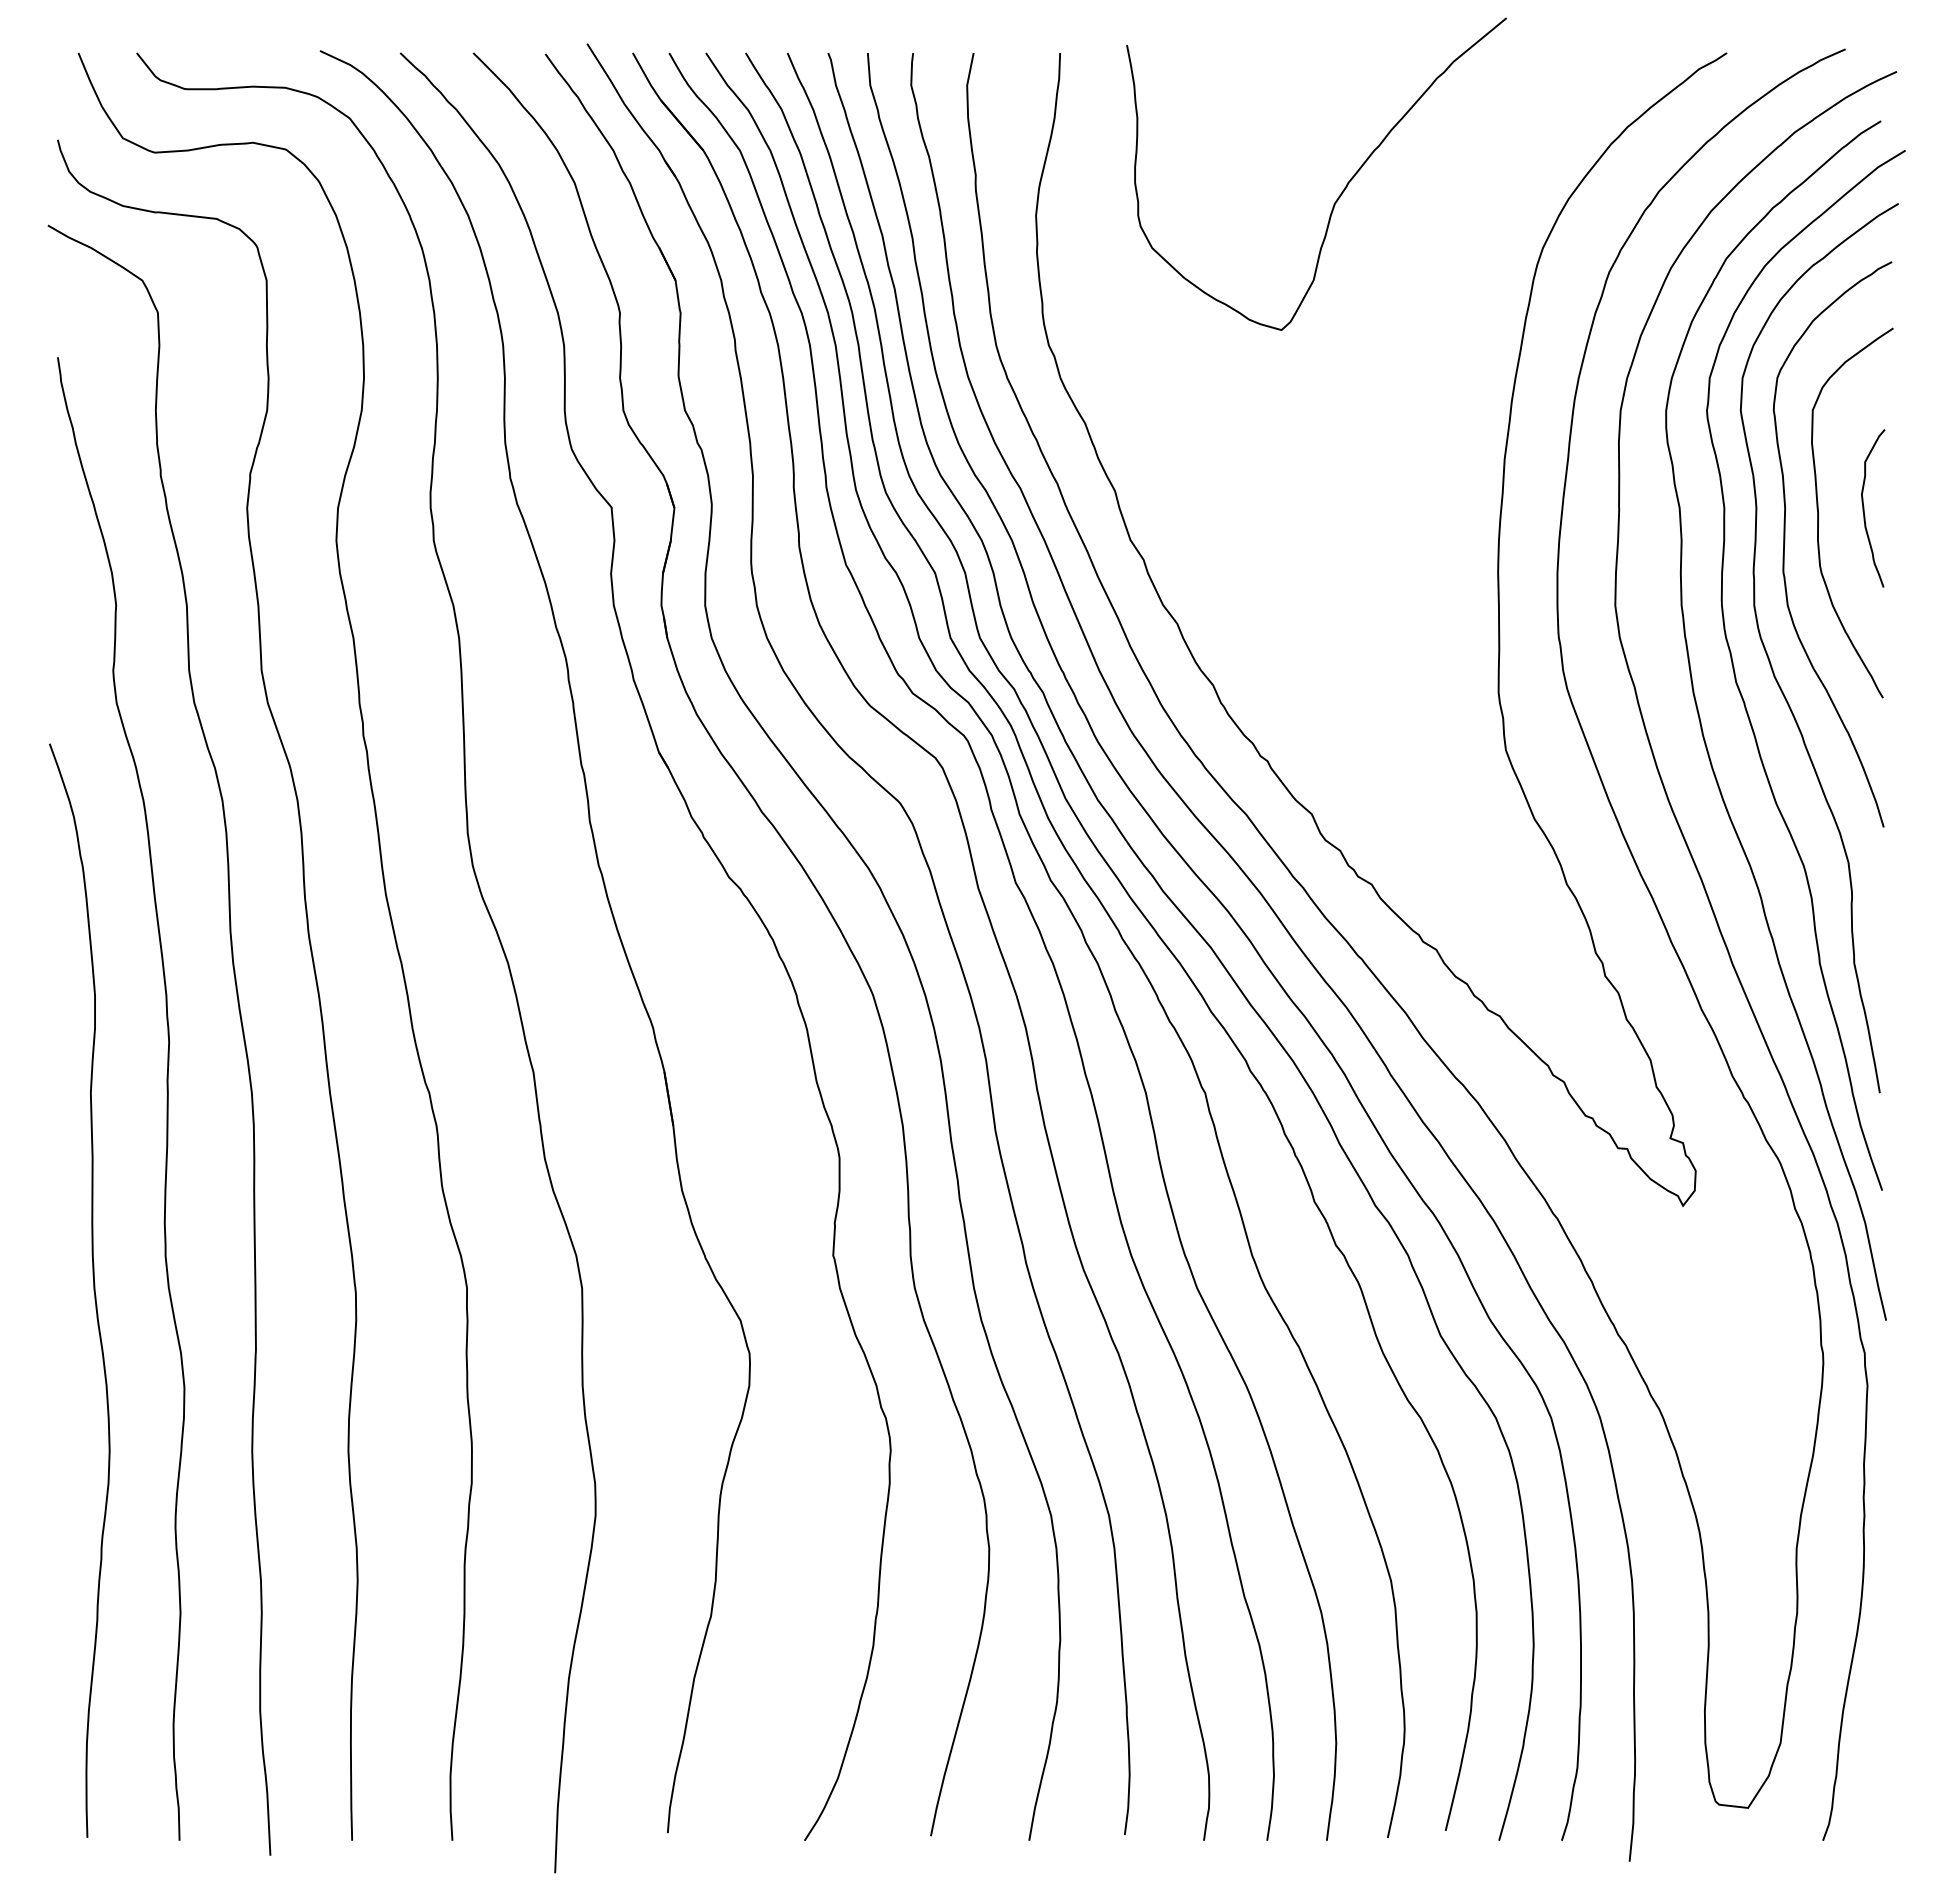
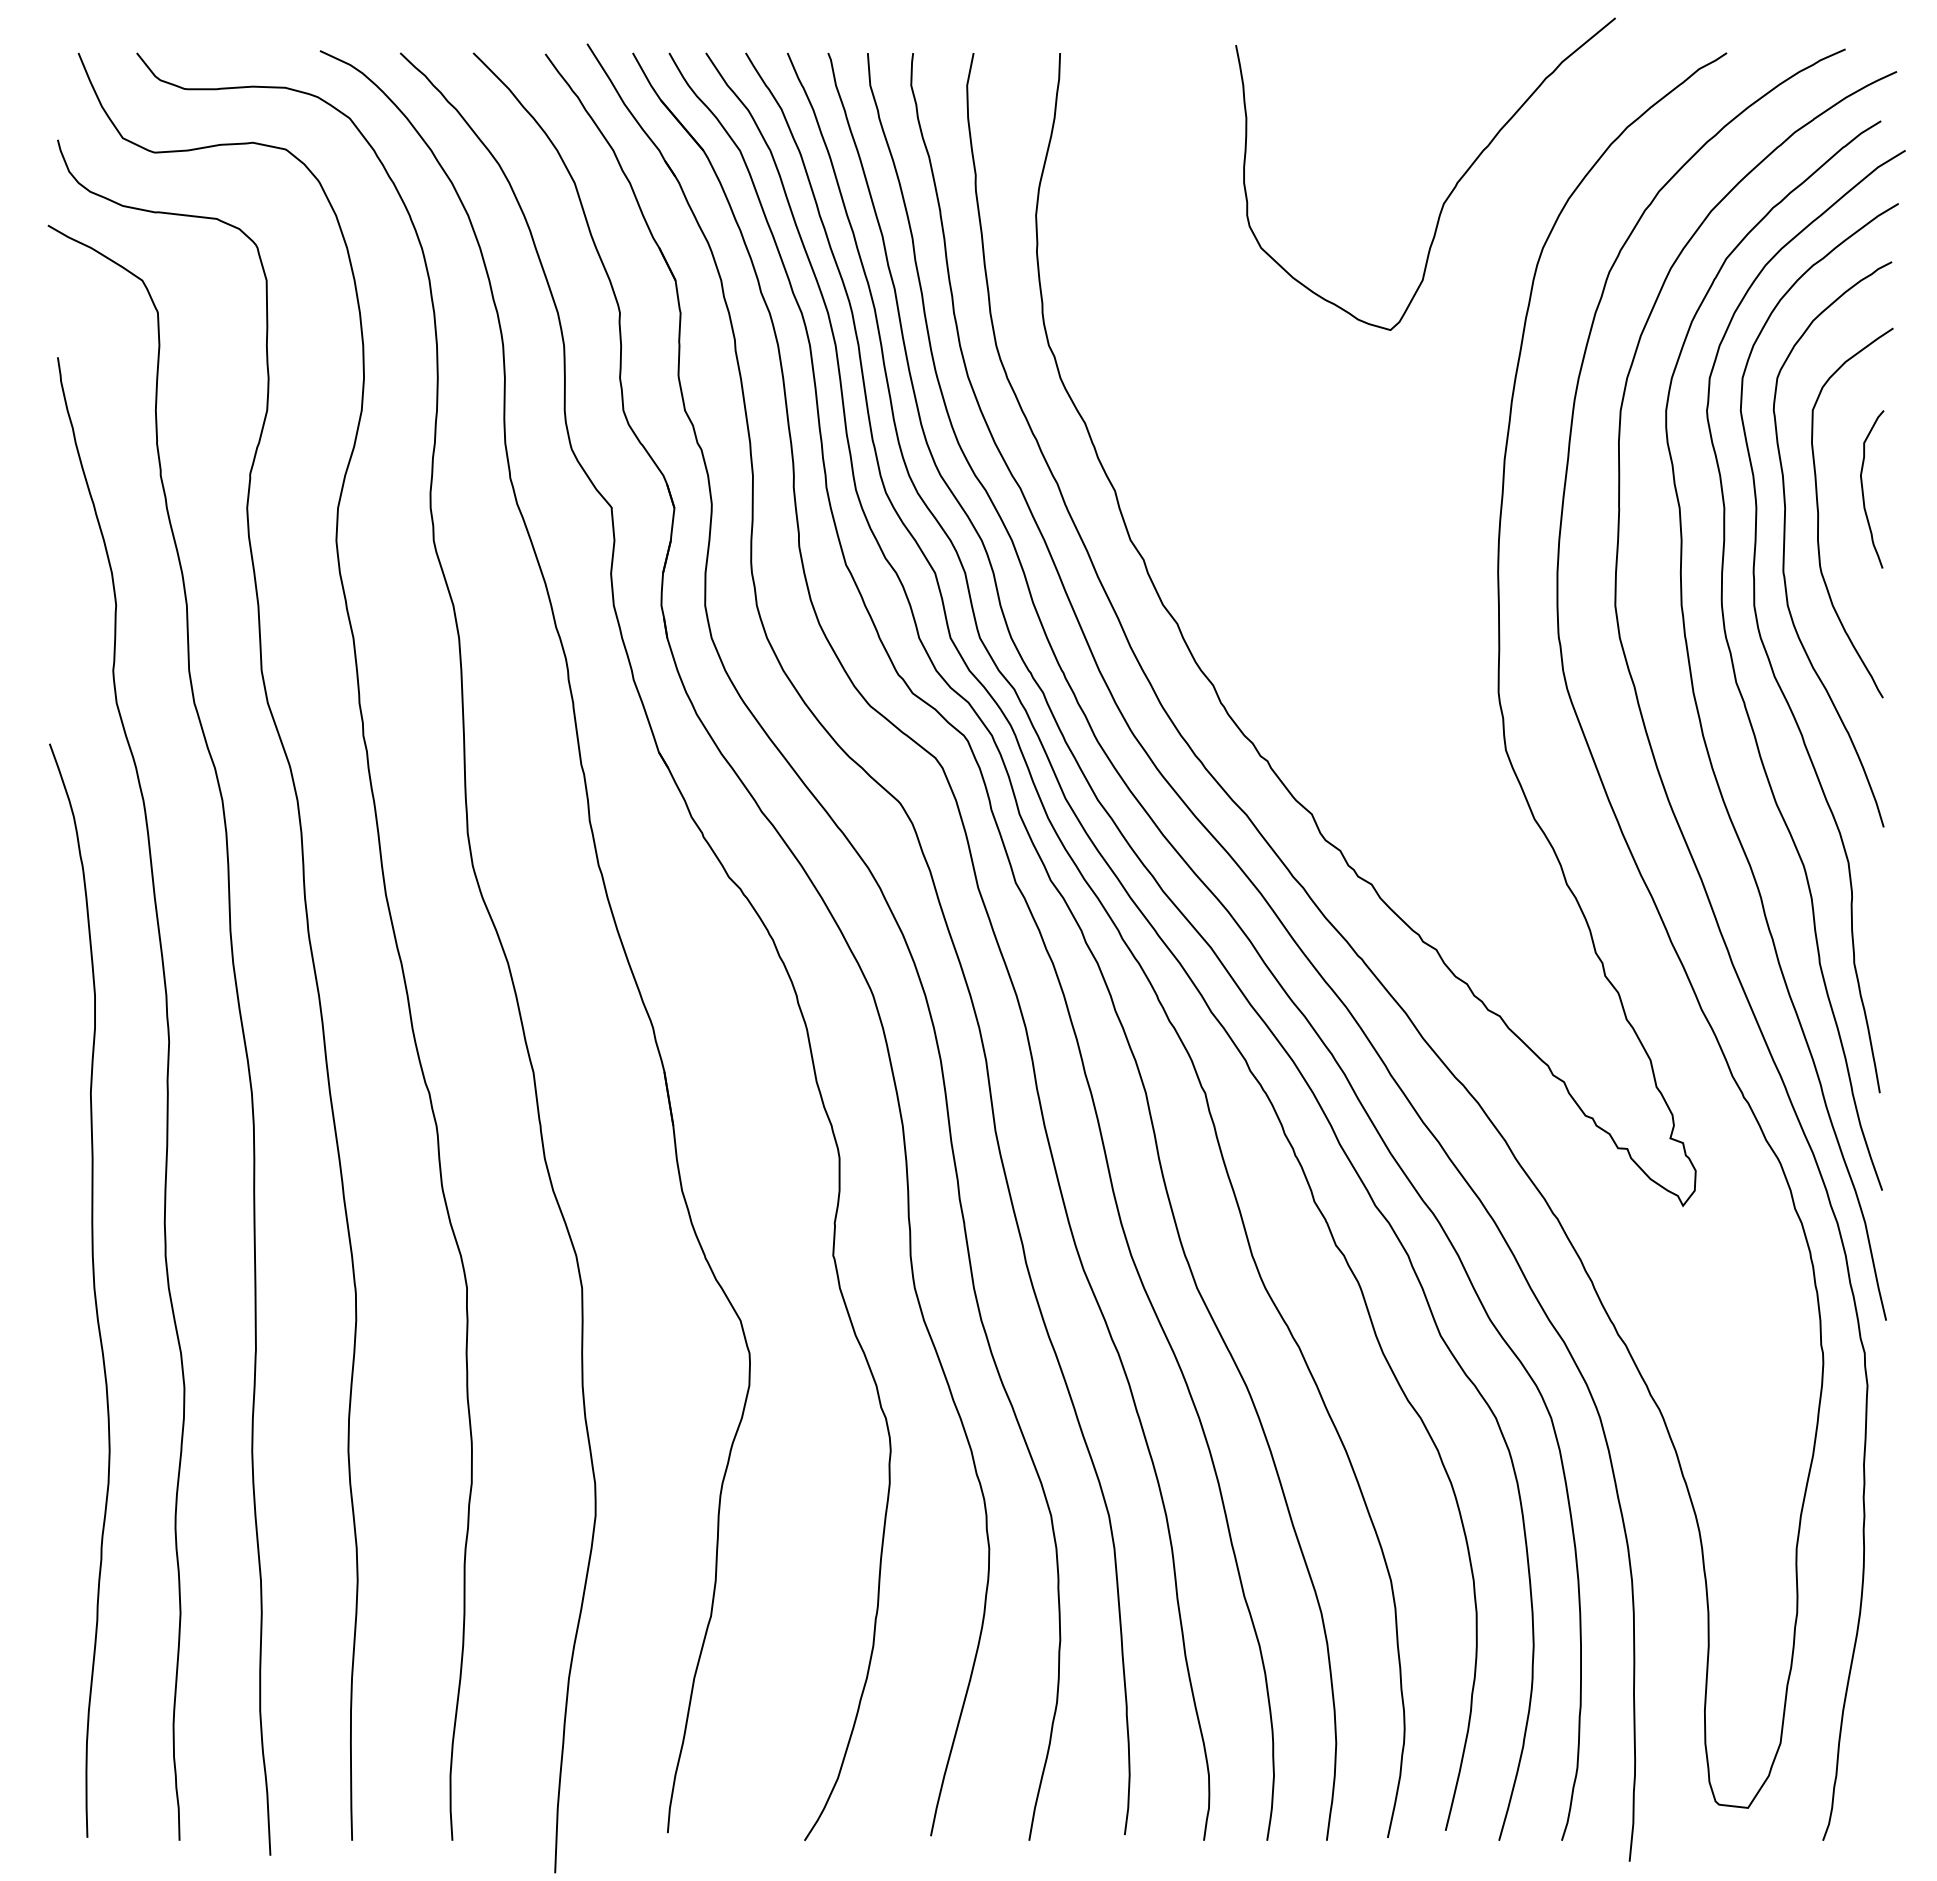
curve position: (1342, 190) -> (1451, 190) (1451, 190)
curve position: (1864, 508) -> (1863, 489) (1863, 489)
